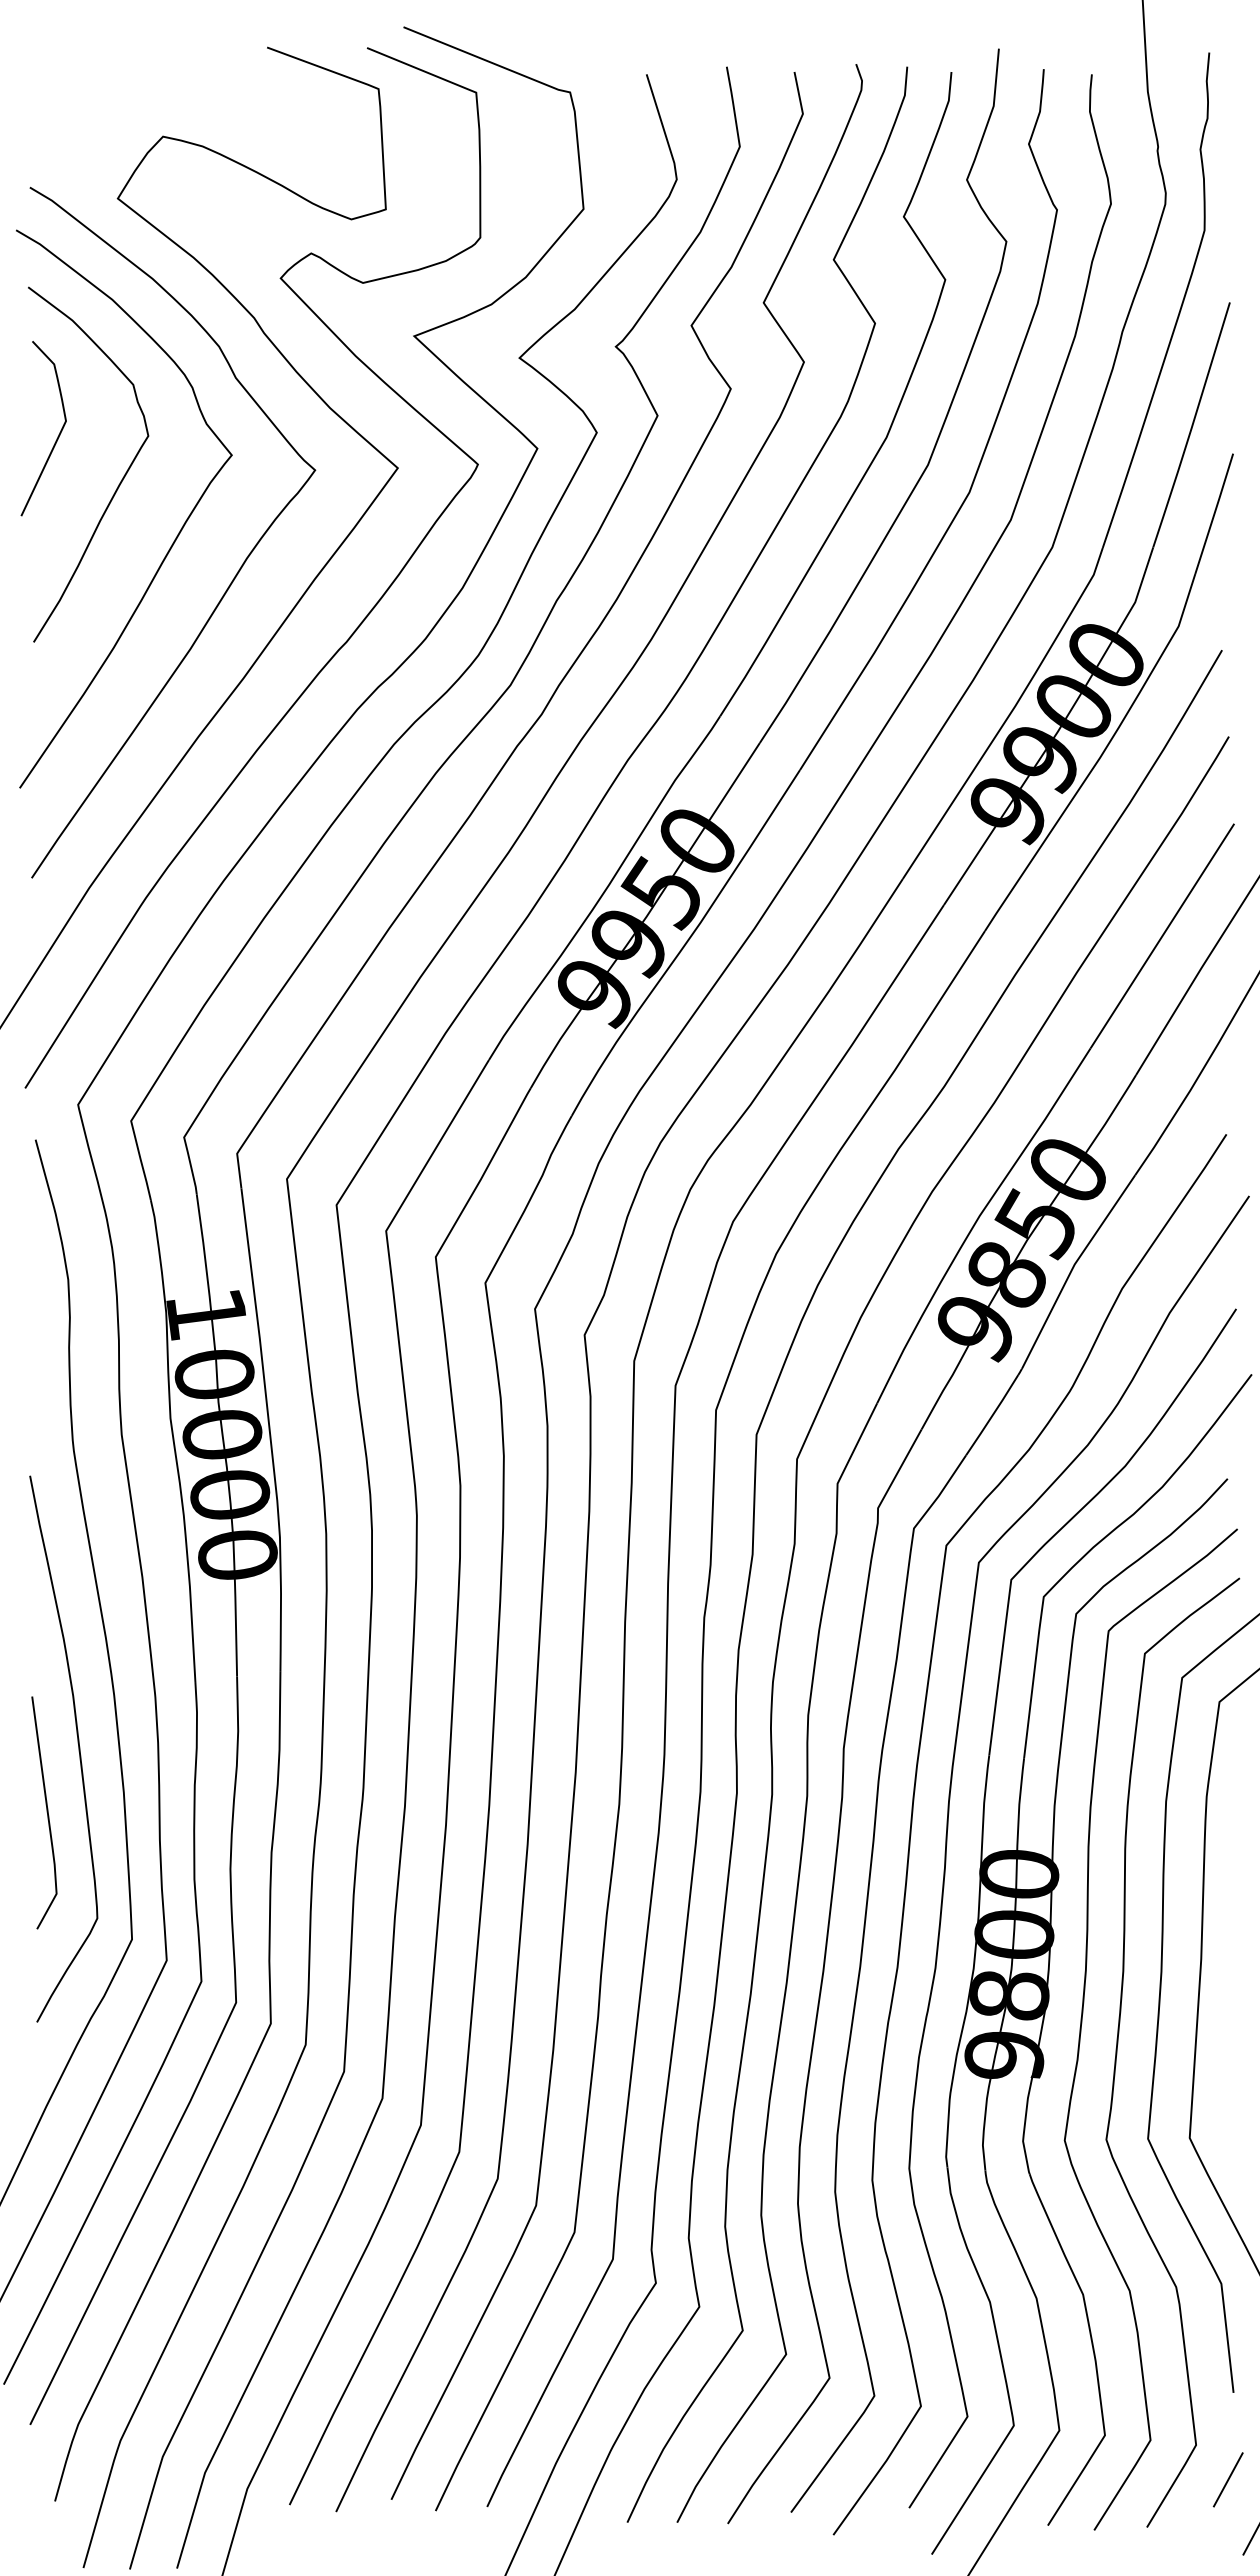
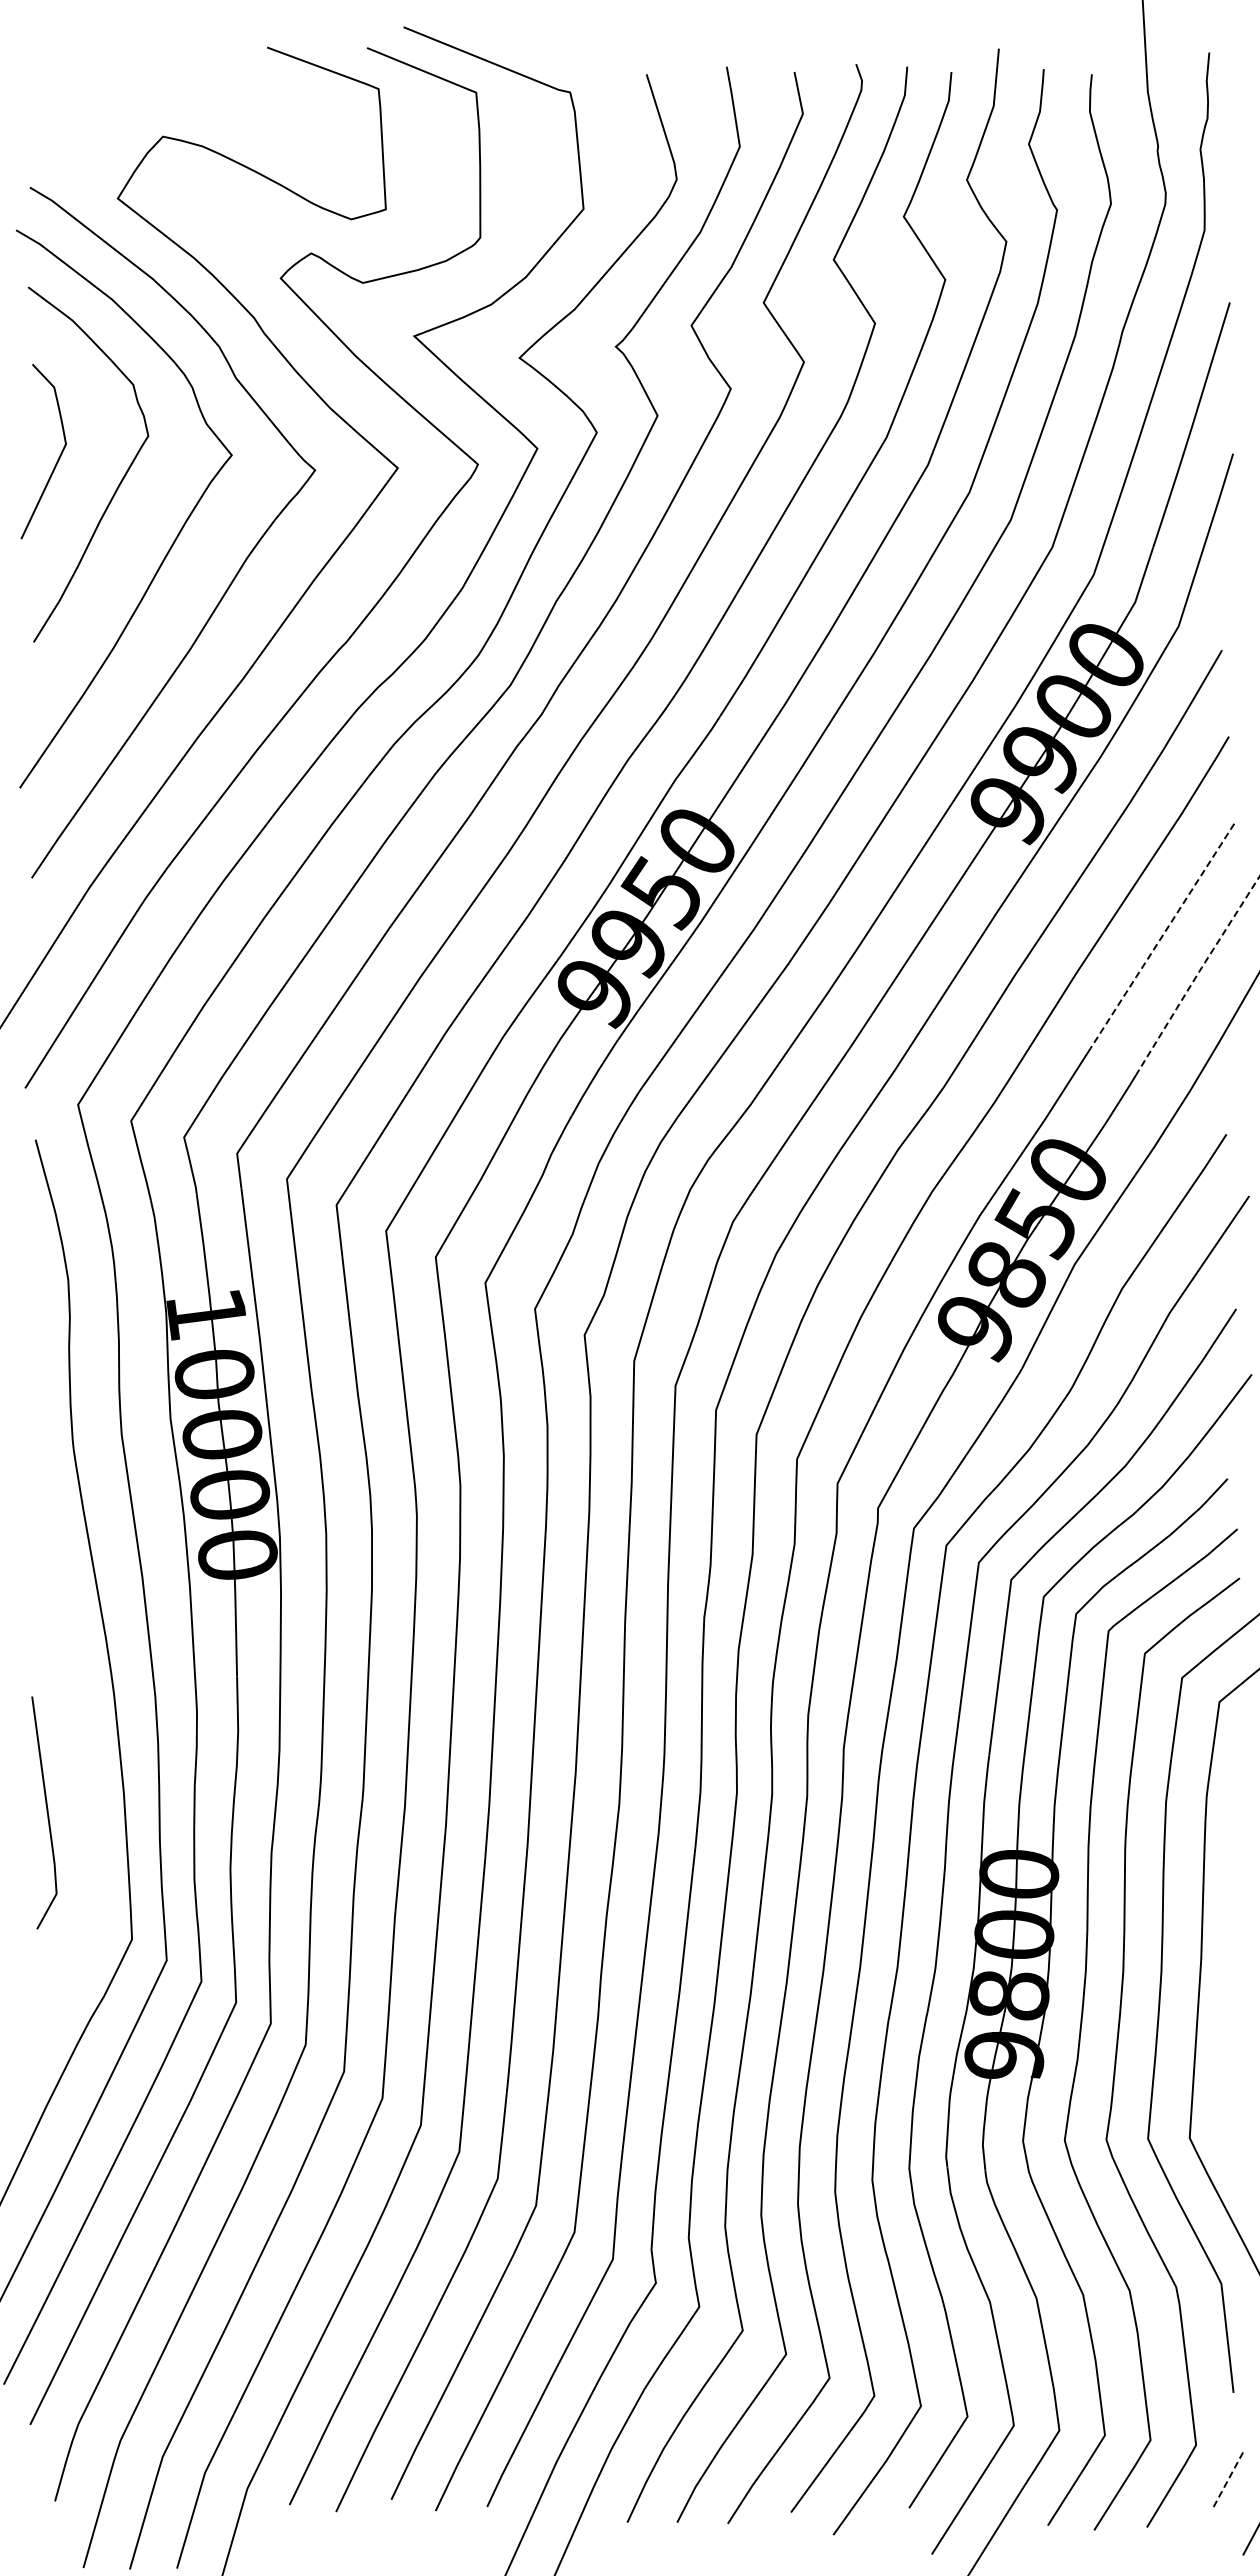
curve position: (57, 436) -> (57, 459) (57, 459)
line: solid -> dashed (1162, 936)
line: solid -> dashed (1197, 974)
curve: present -> none (77, 1743)
line: solid -> dashed (1228, 2480)
